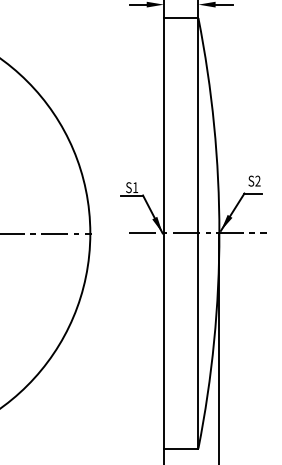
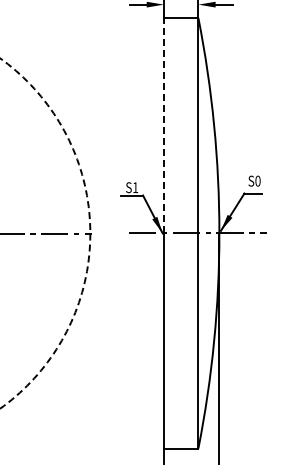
line: solid -> dashed (163, 125)
text: S2 -> S0 (257, 181)
circle: solid -> dashed (45, 233)
